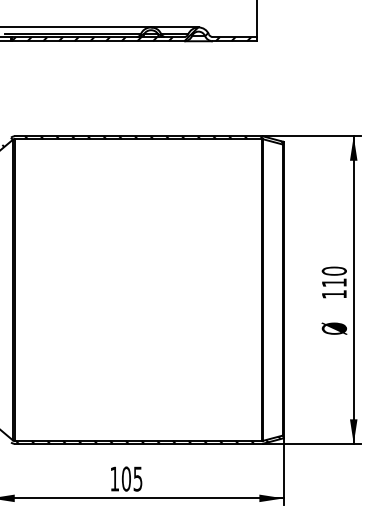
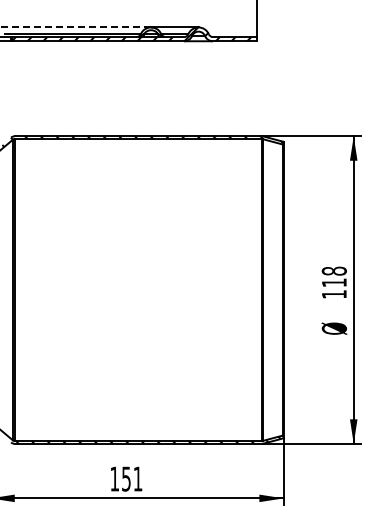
line: solid -> dashed (75, 27)
text: 110 -> 118 (334, 270)
text: 105 -> 151 (131, 478)
